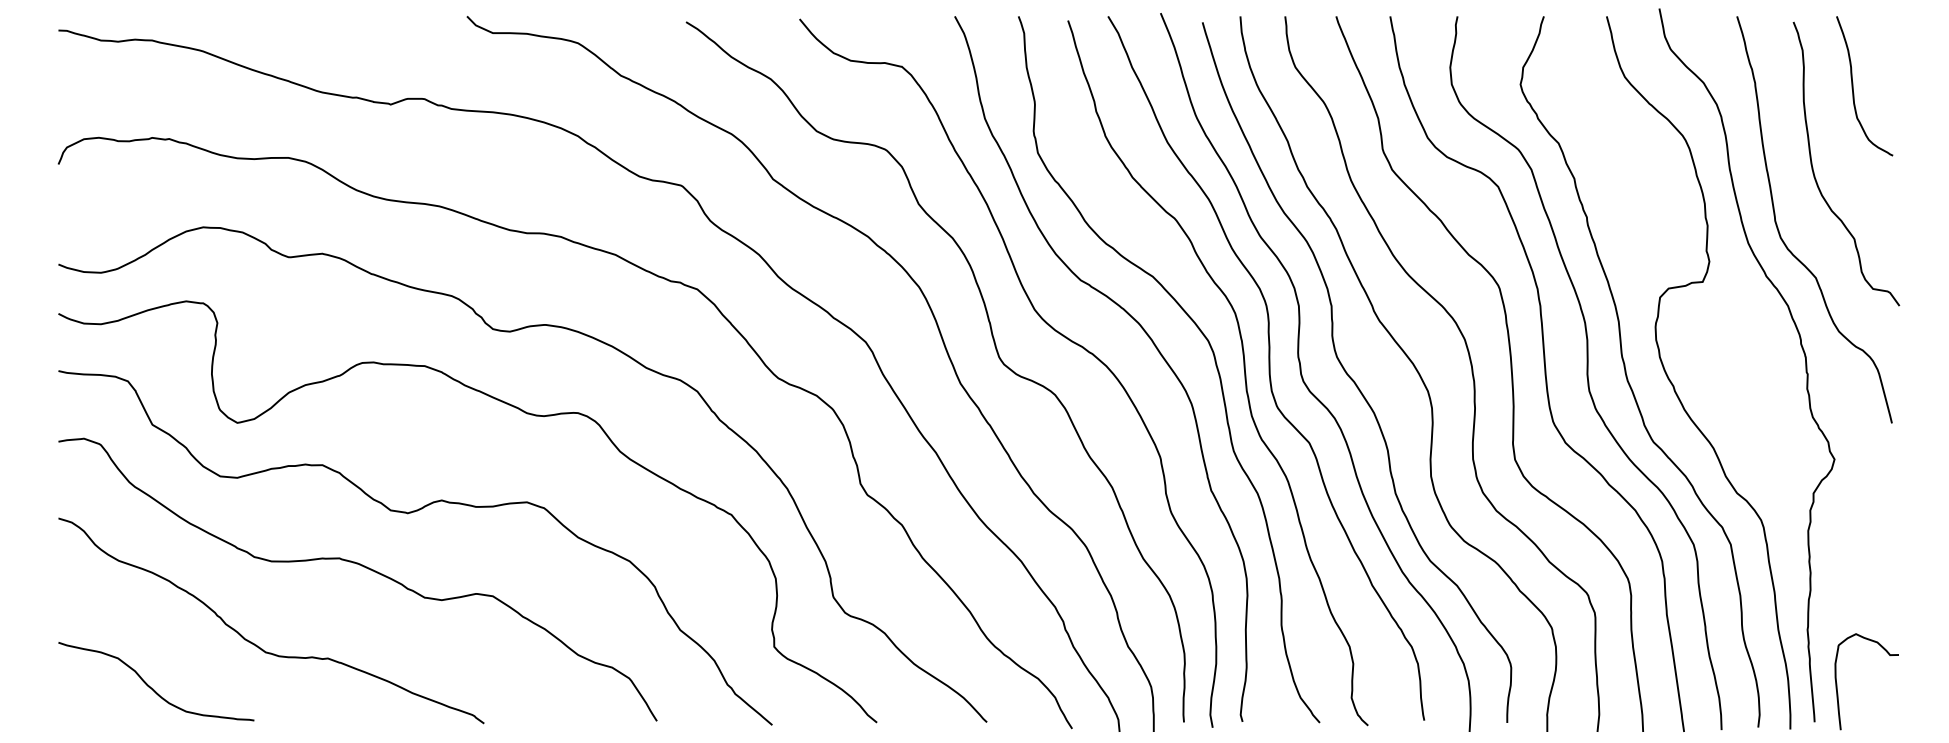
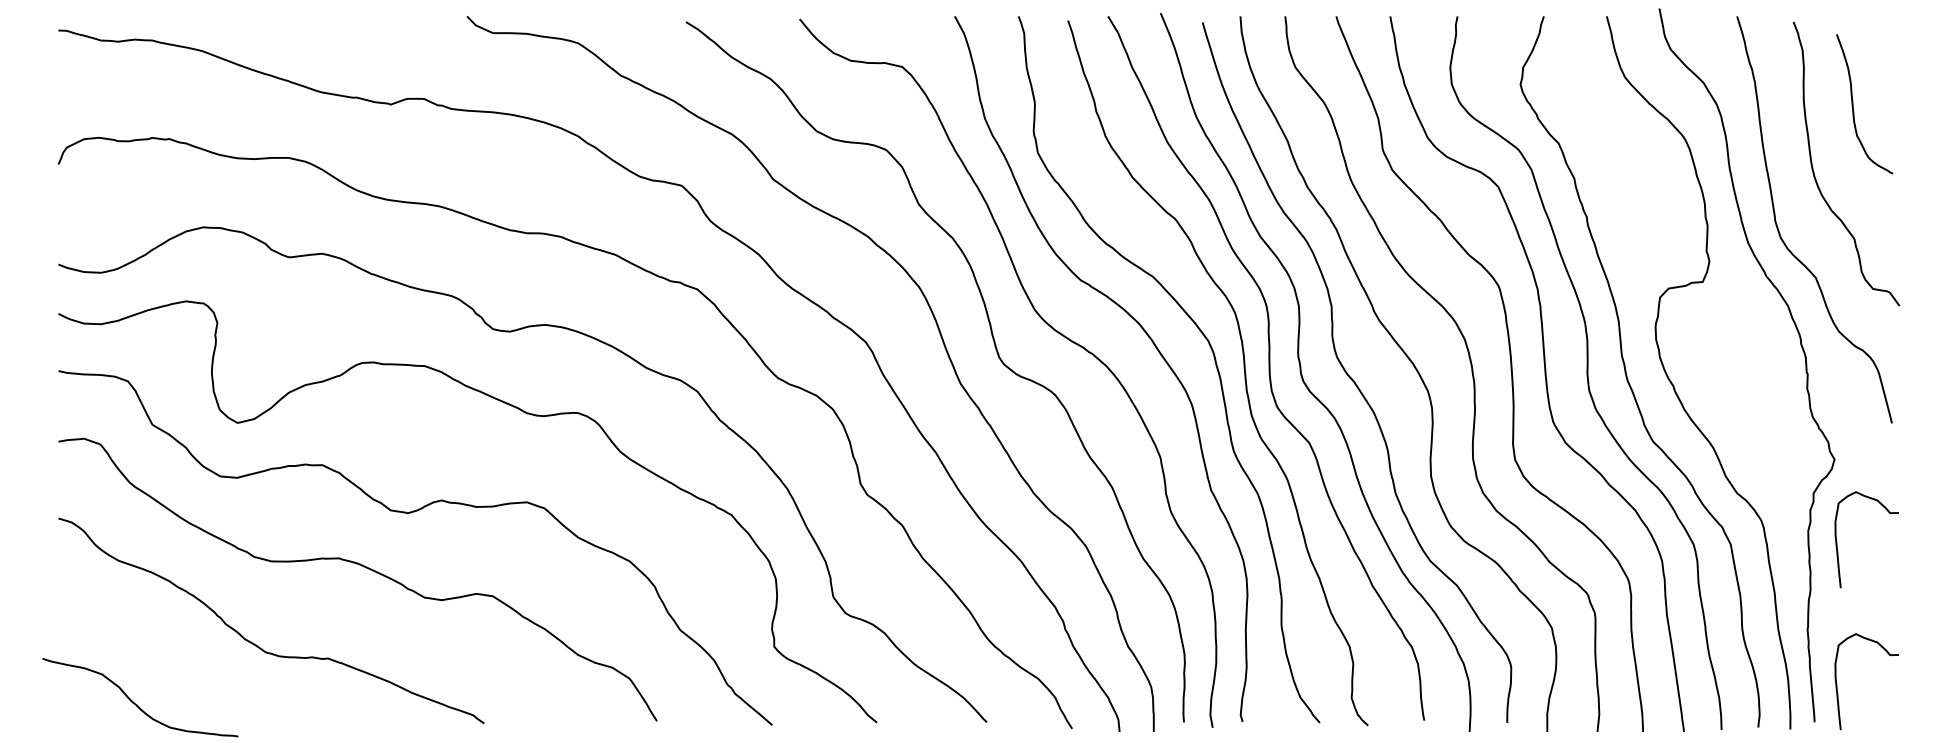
curve position: (1853, 86) -> (1853, 104) (1853, 104)
curve: none -> present (1837, 541)
curve position: (153, 688) -> (137, 704) (137, 704)
